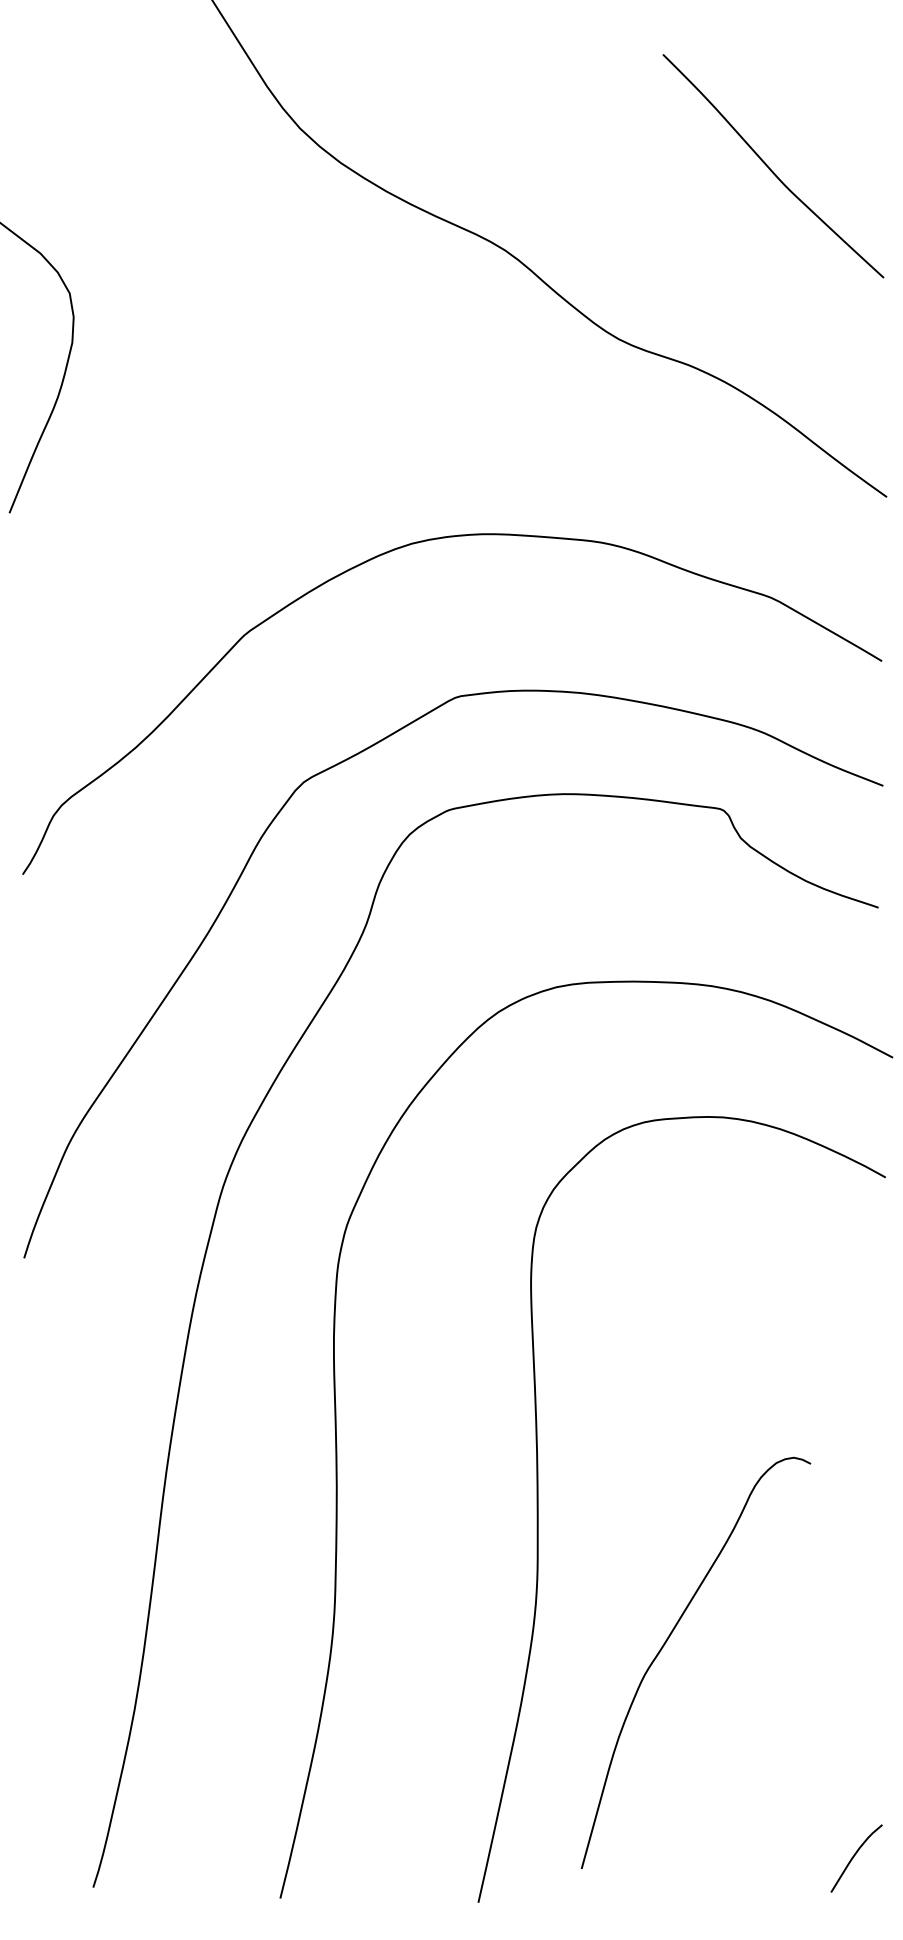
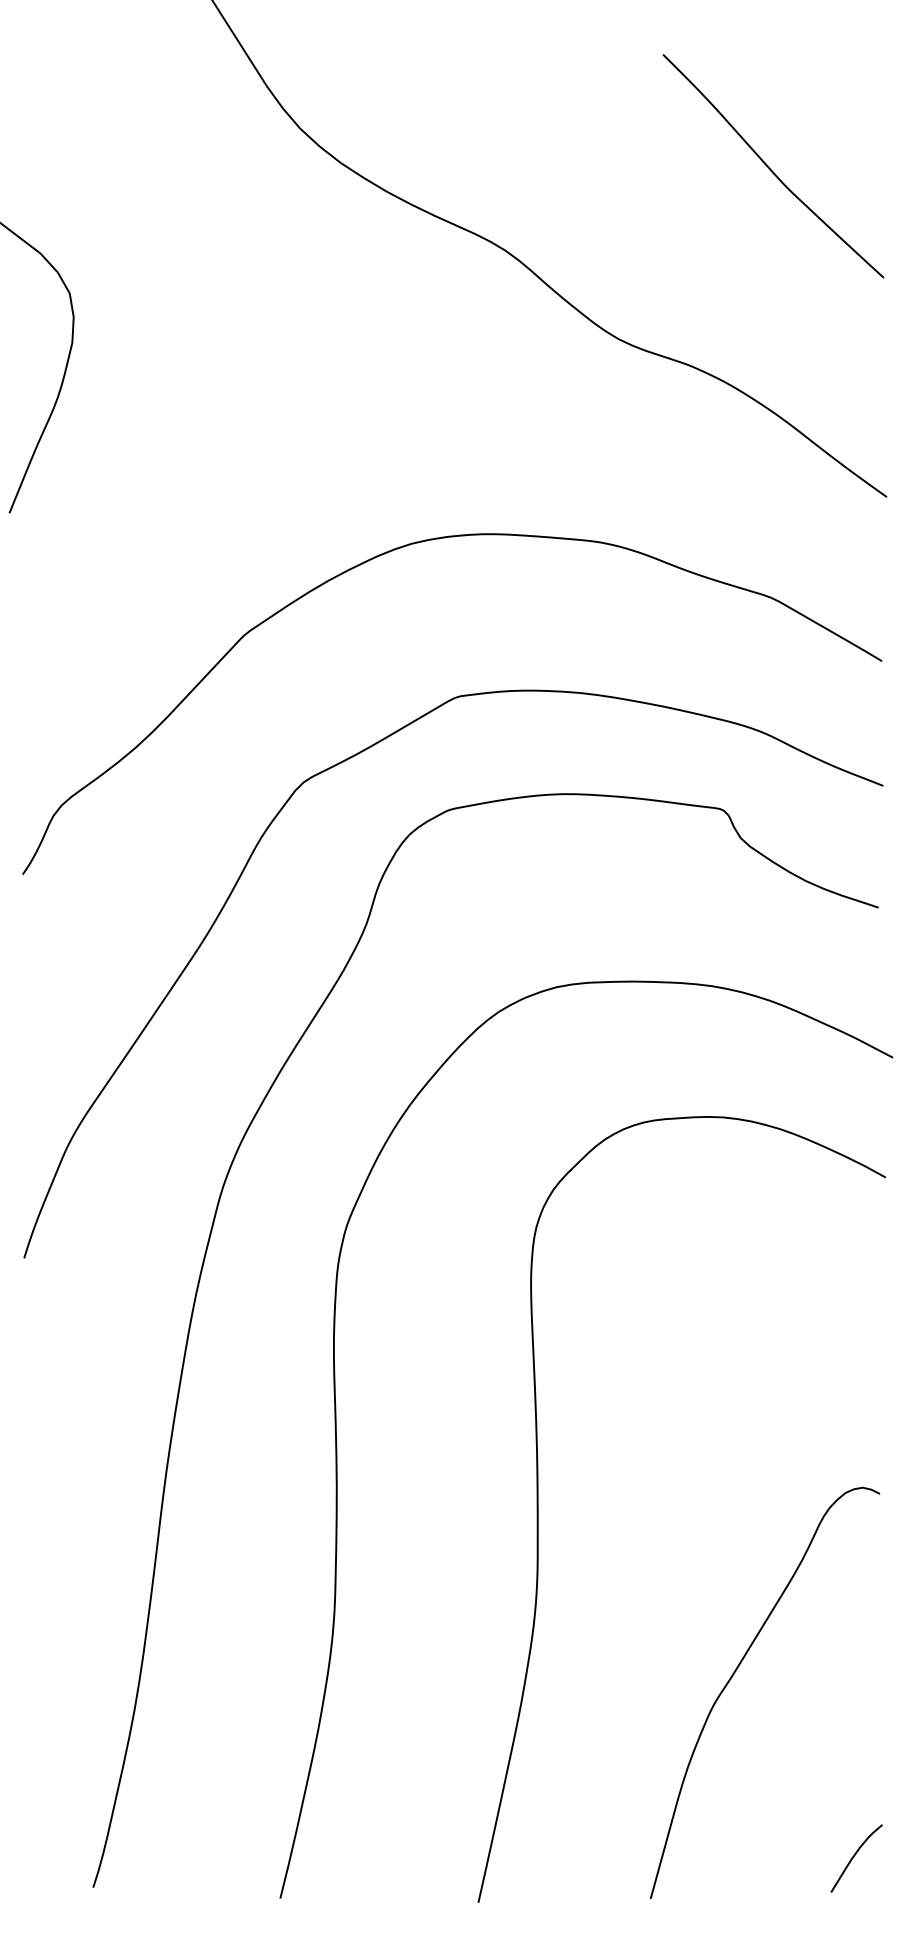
curve position: (664, 1646) -> (733, 1676) (733, 1676)
